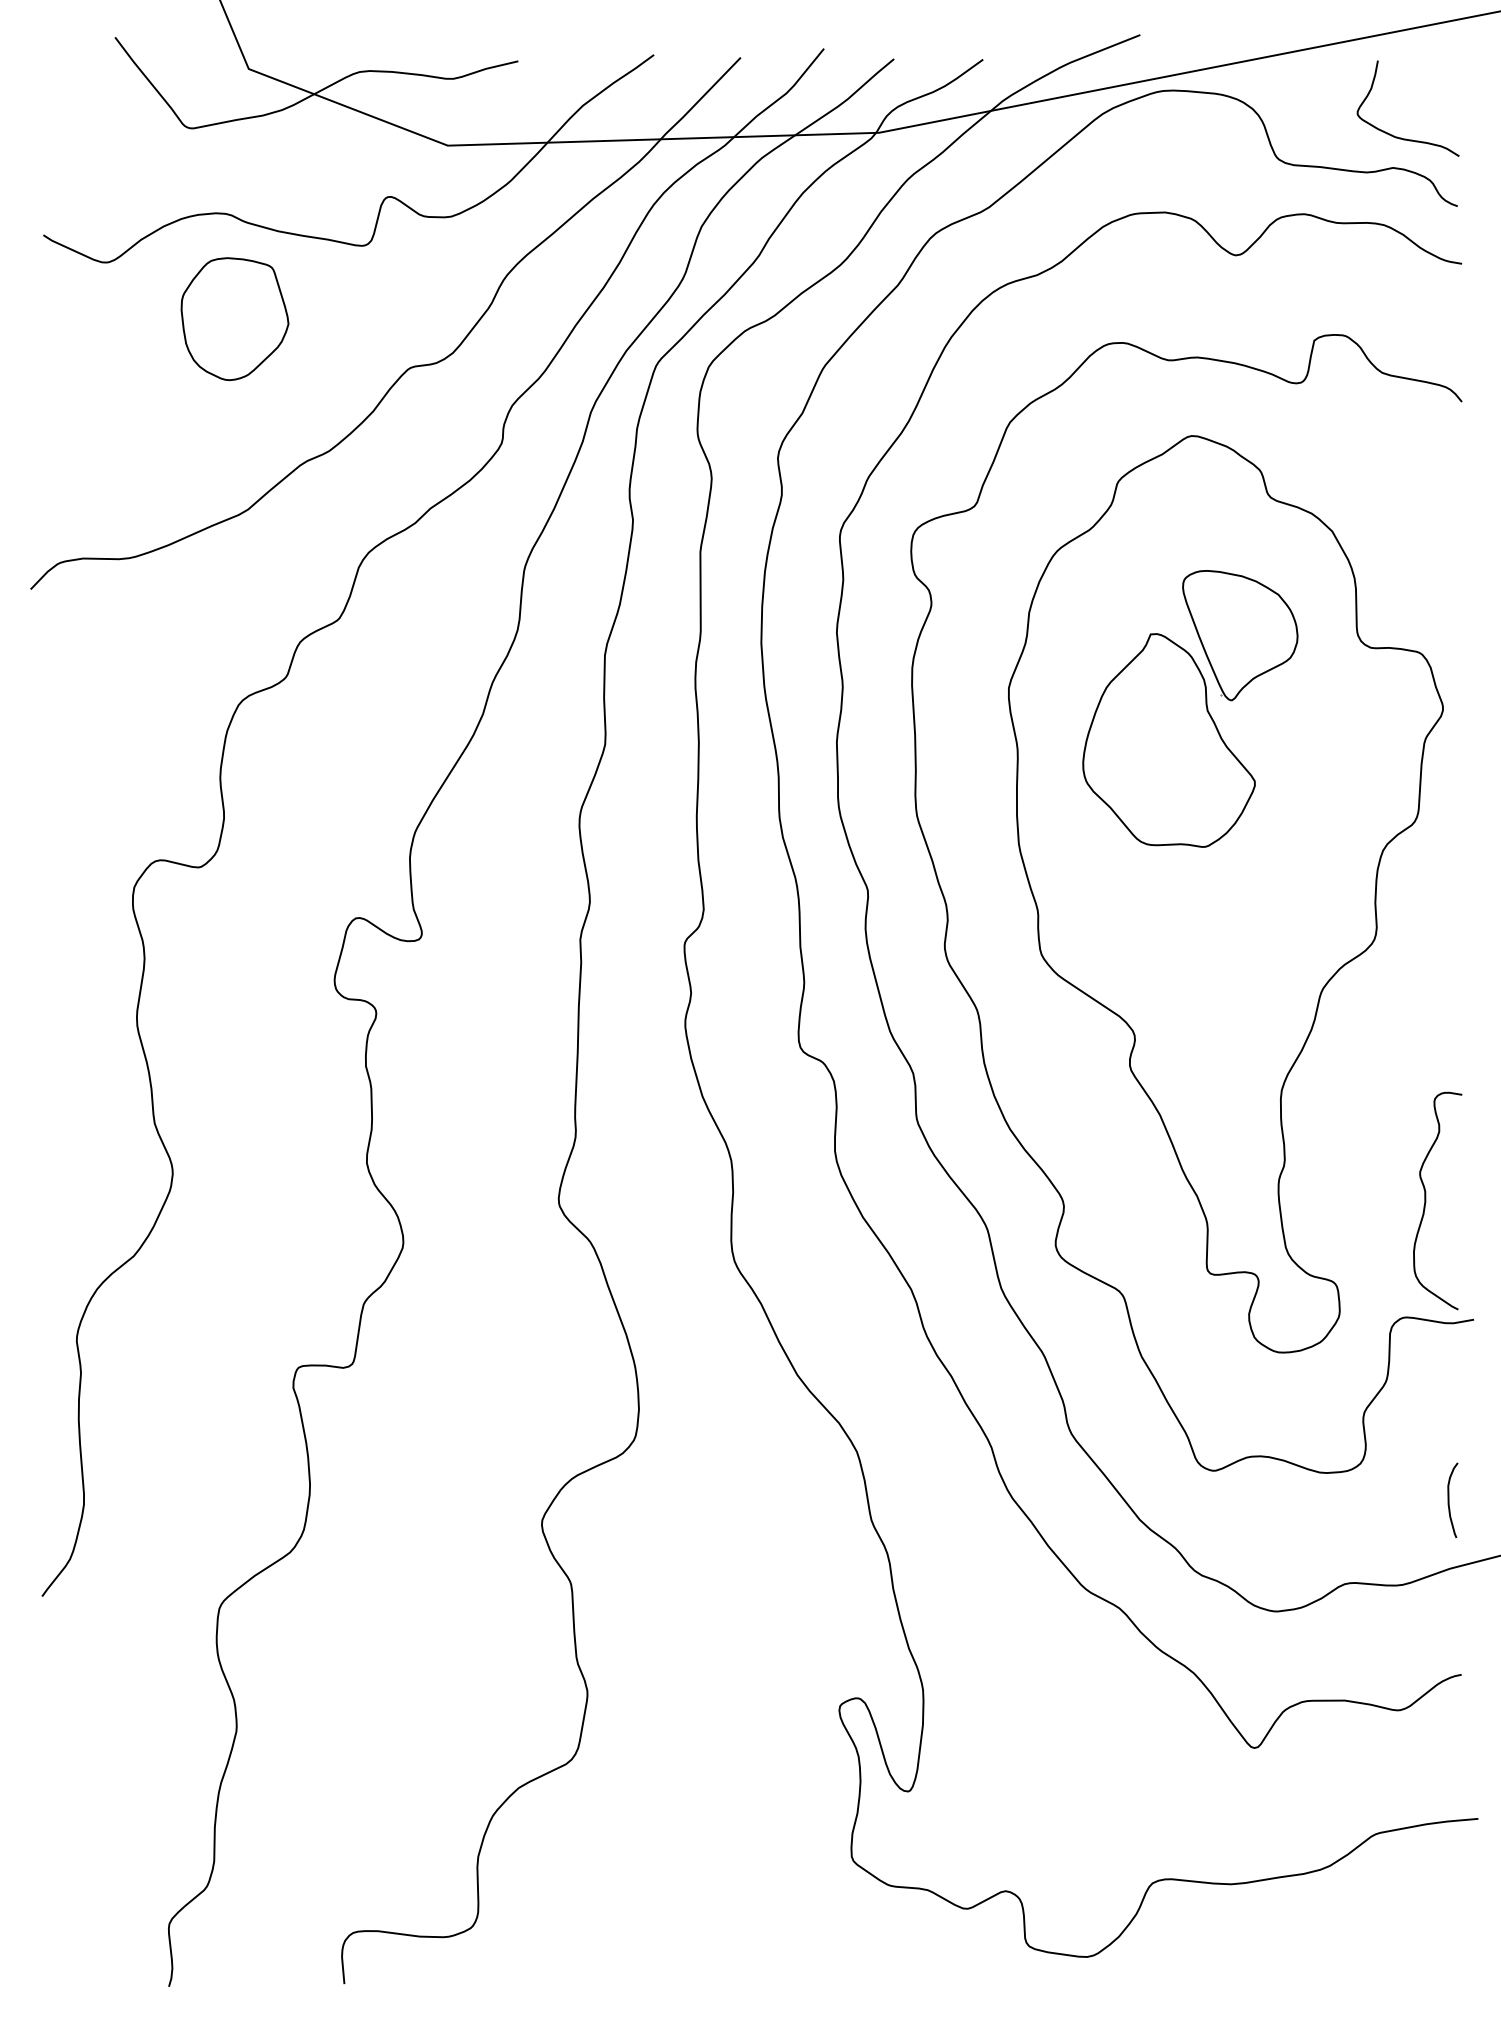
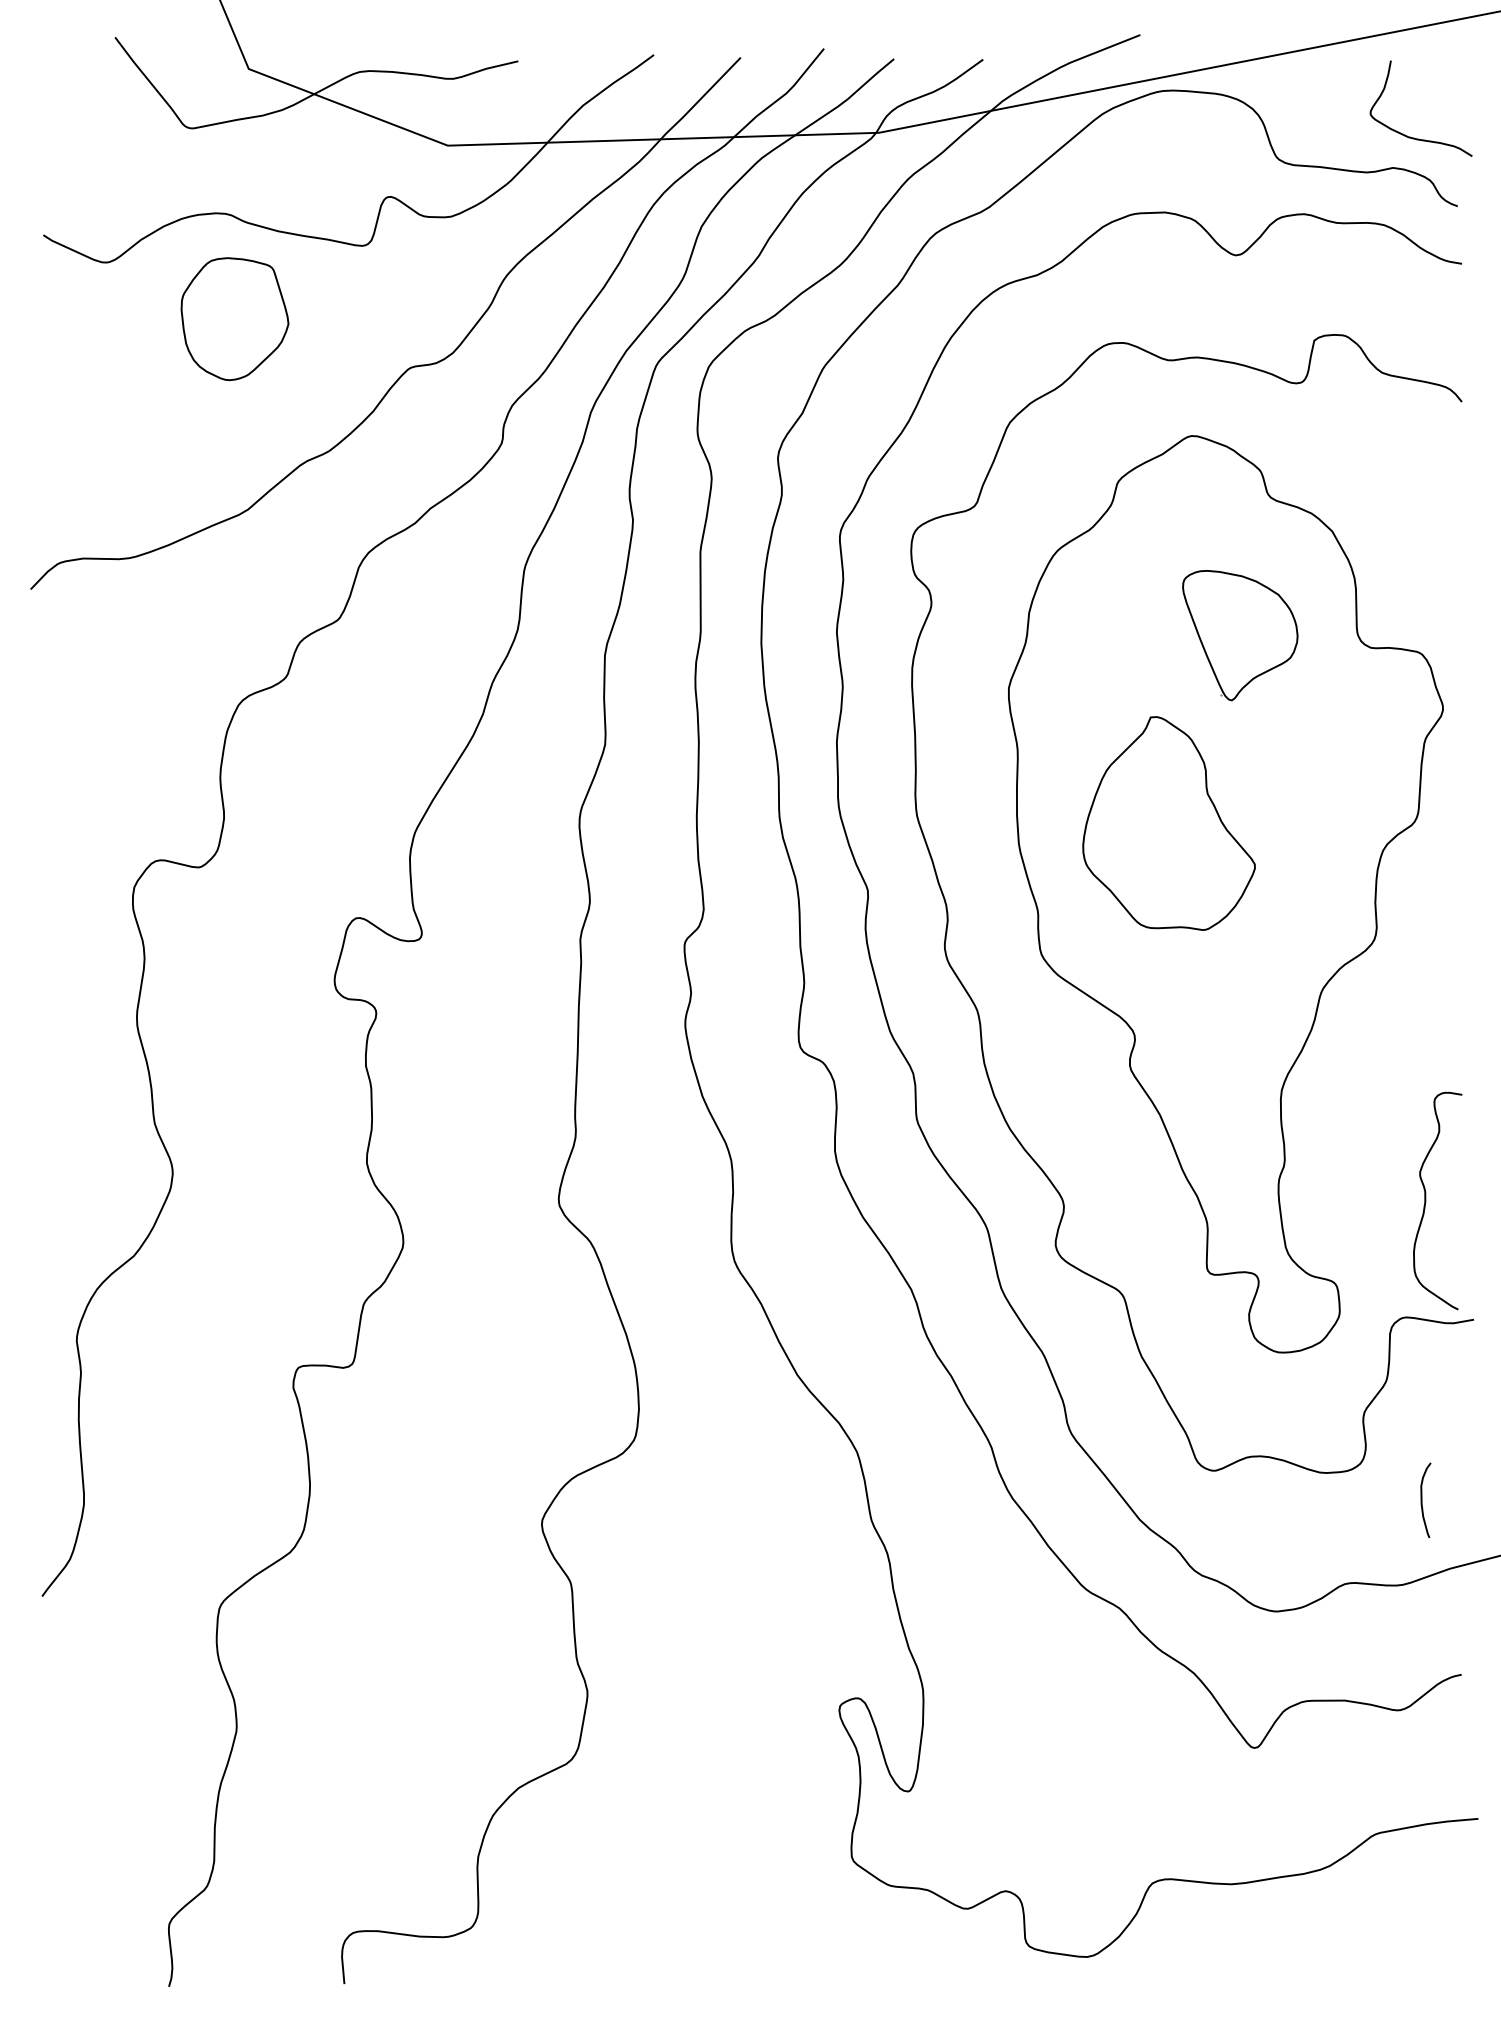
curve position: (1401, 137) -> (1414, 137) (1414, 137)
part position: (1168, 740) -> (1168, 823) (1168, 823)
curve position: (1449, 1500) -> (1422, 1500) (1422, 1500)
